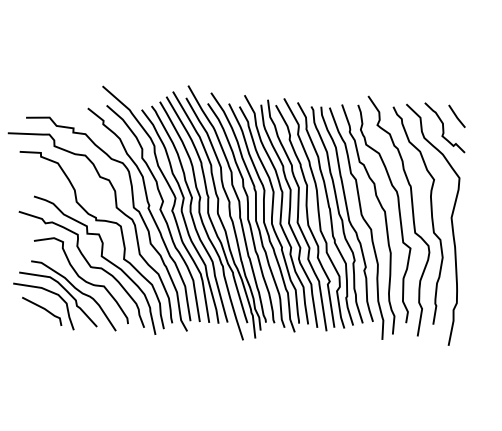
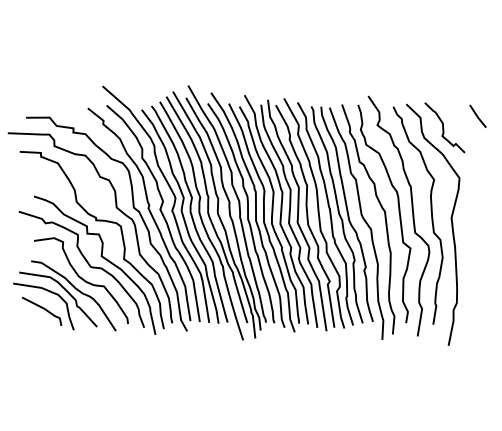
line position: (456, 115) -> (477, 115) (477, 115)
